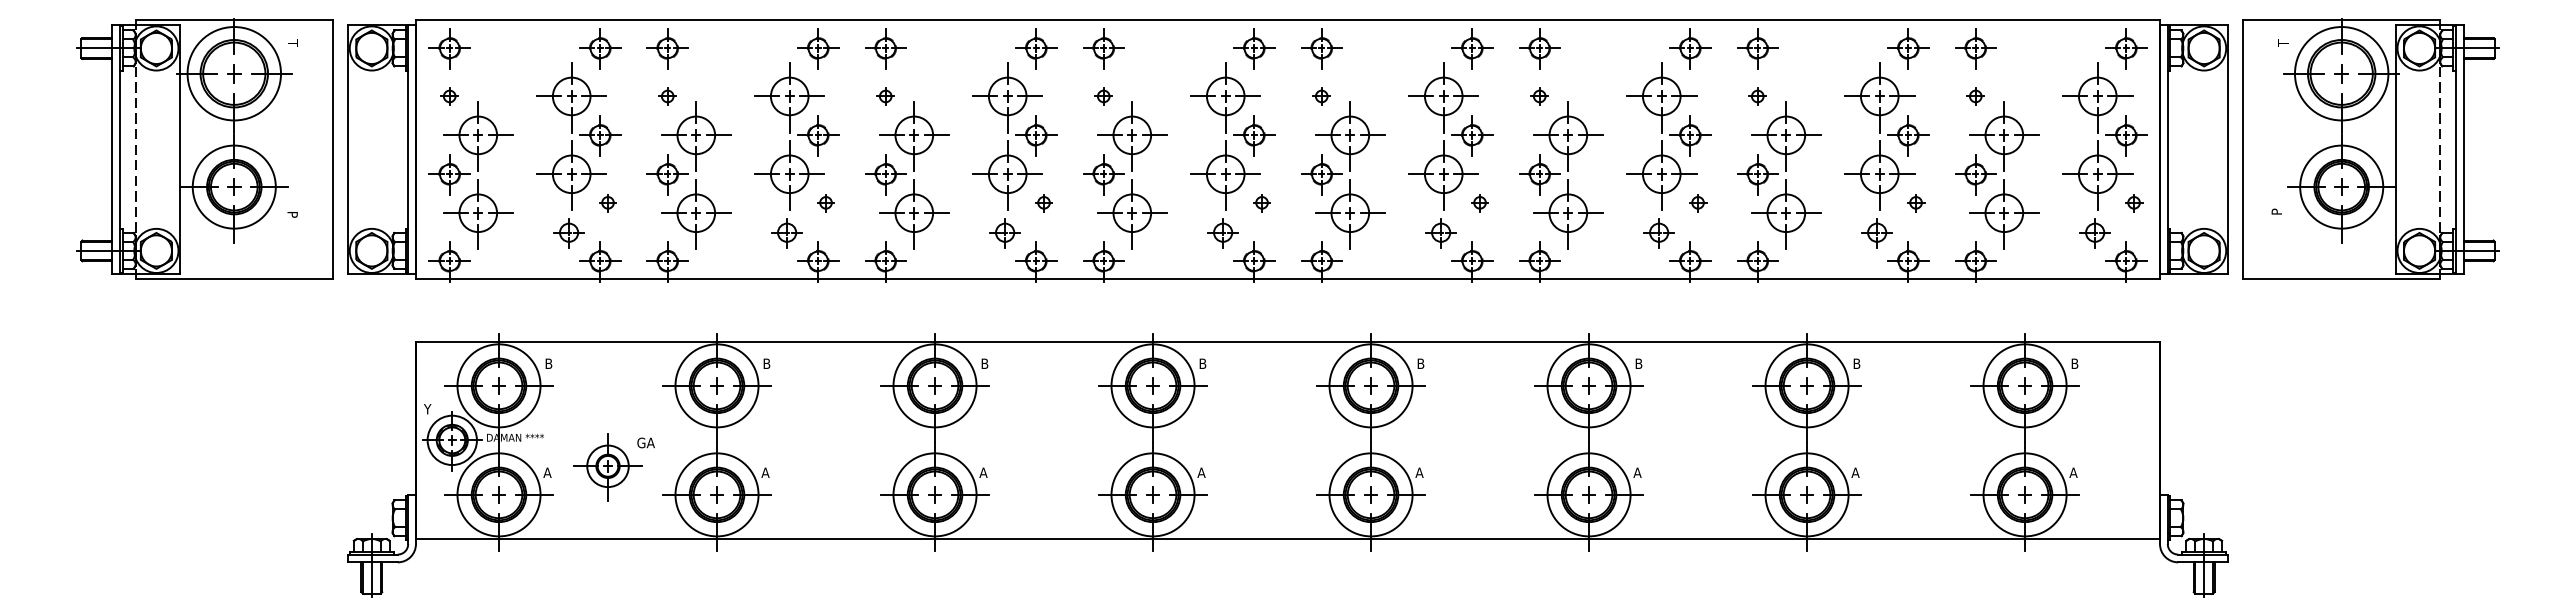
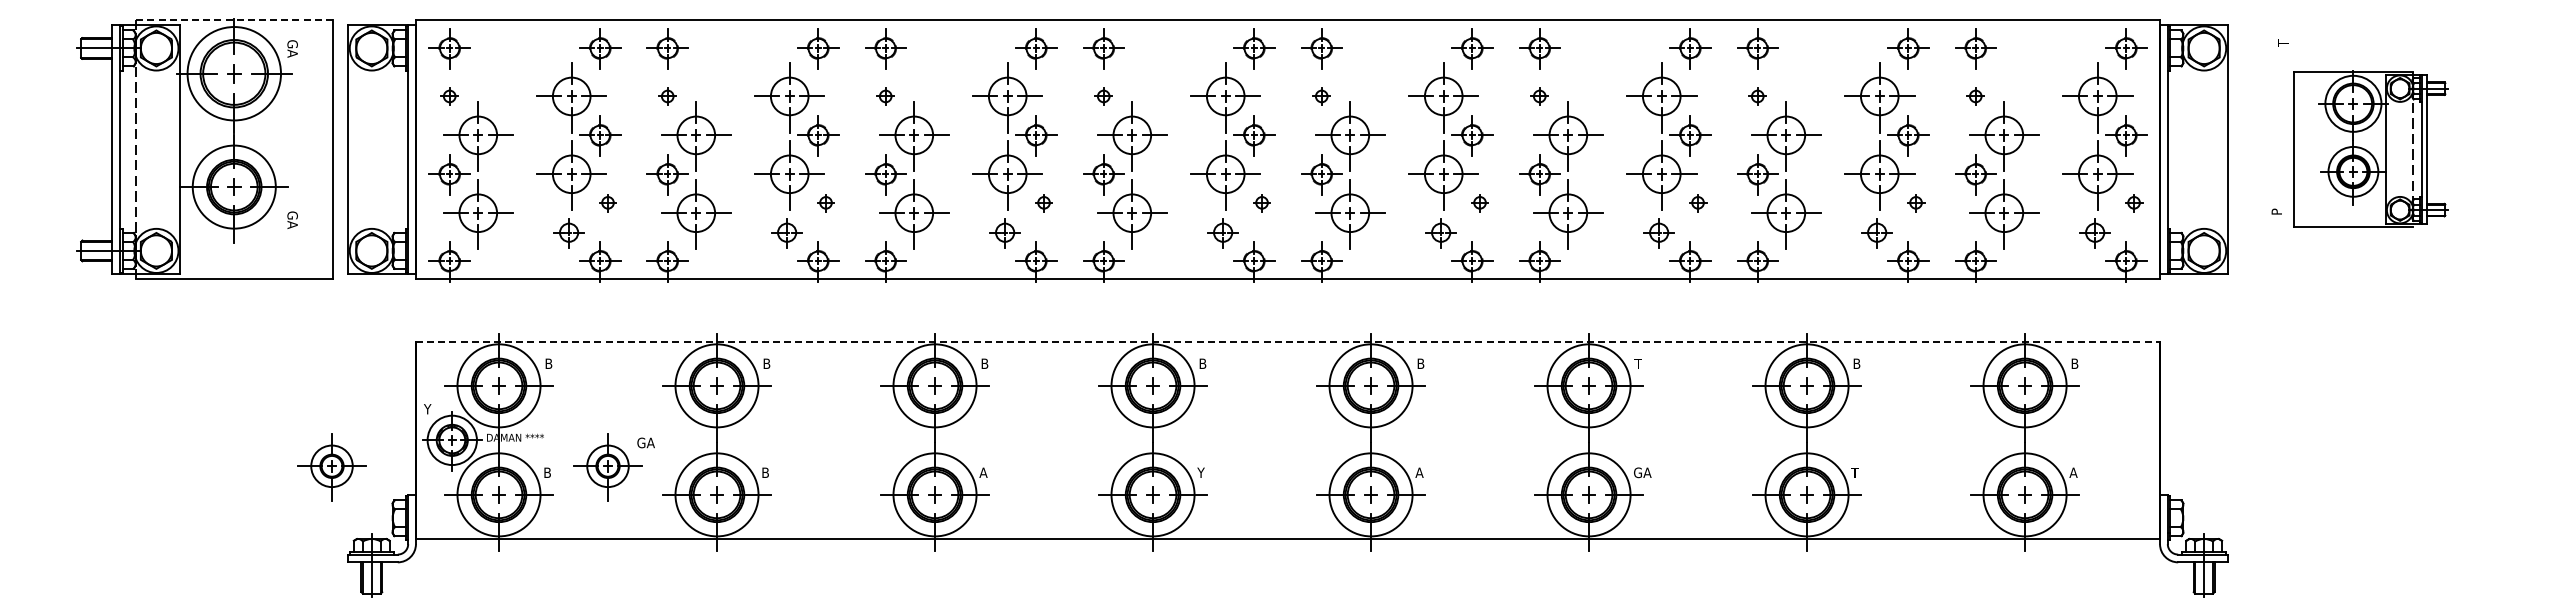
line: solid -> dashed (234, 19)
text: T -> GA (292, 48)
part size: 258x262 px -> 156x158 px (2370, 148)
text: P -> GA (292, 219)
line: solid -> dashed (1288, 341)
text: B -> T (1638, 363)
part: none -> present (331, 467)
text: A -> B (547, 472)
text: A -> B (765, 472)
text: A -> Y (1201, 472)
text: A -> GA (1642, 472)
text: A -> T (1855, 472)
